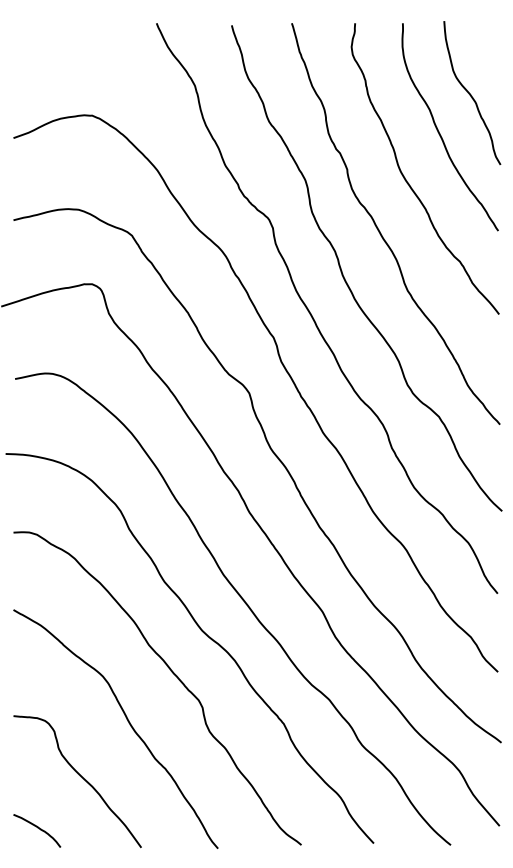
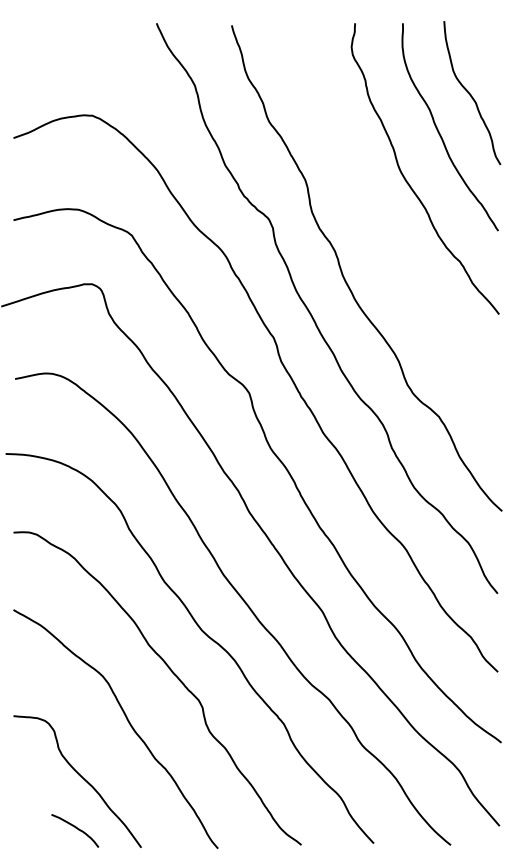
curve: present -> none (380, 231)
curve position: (37, 828) -> (75, 828) (75, 828)
